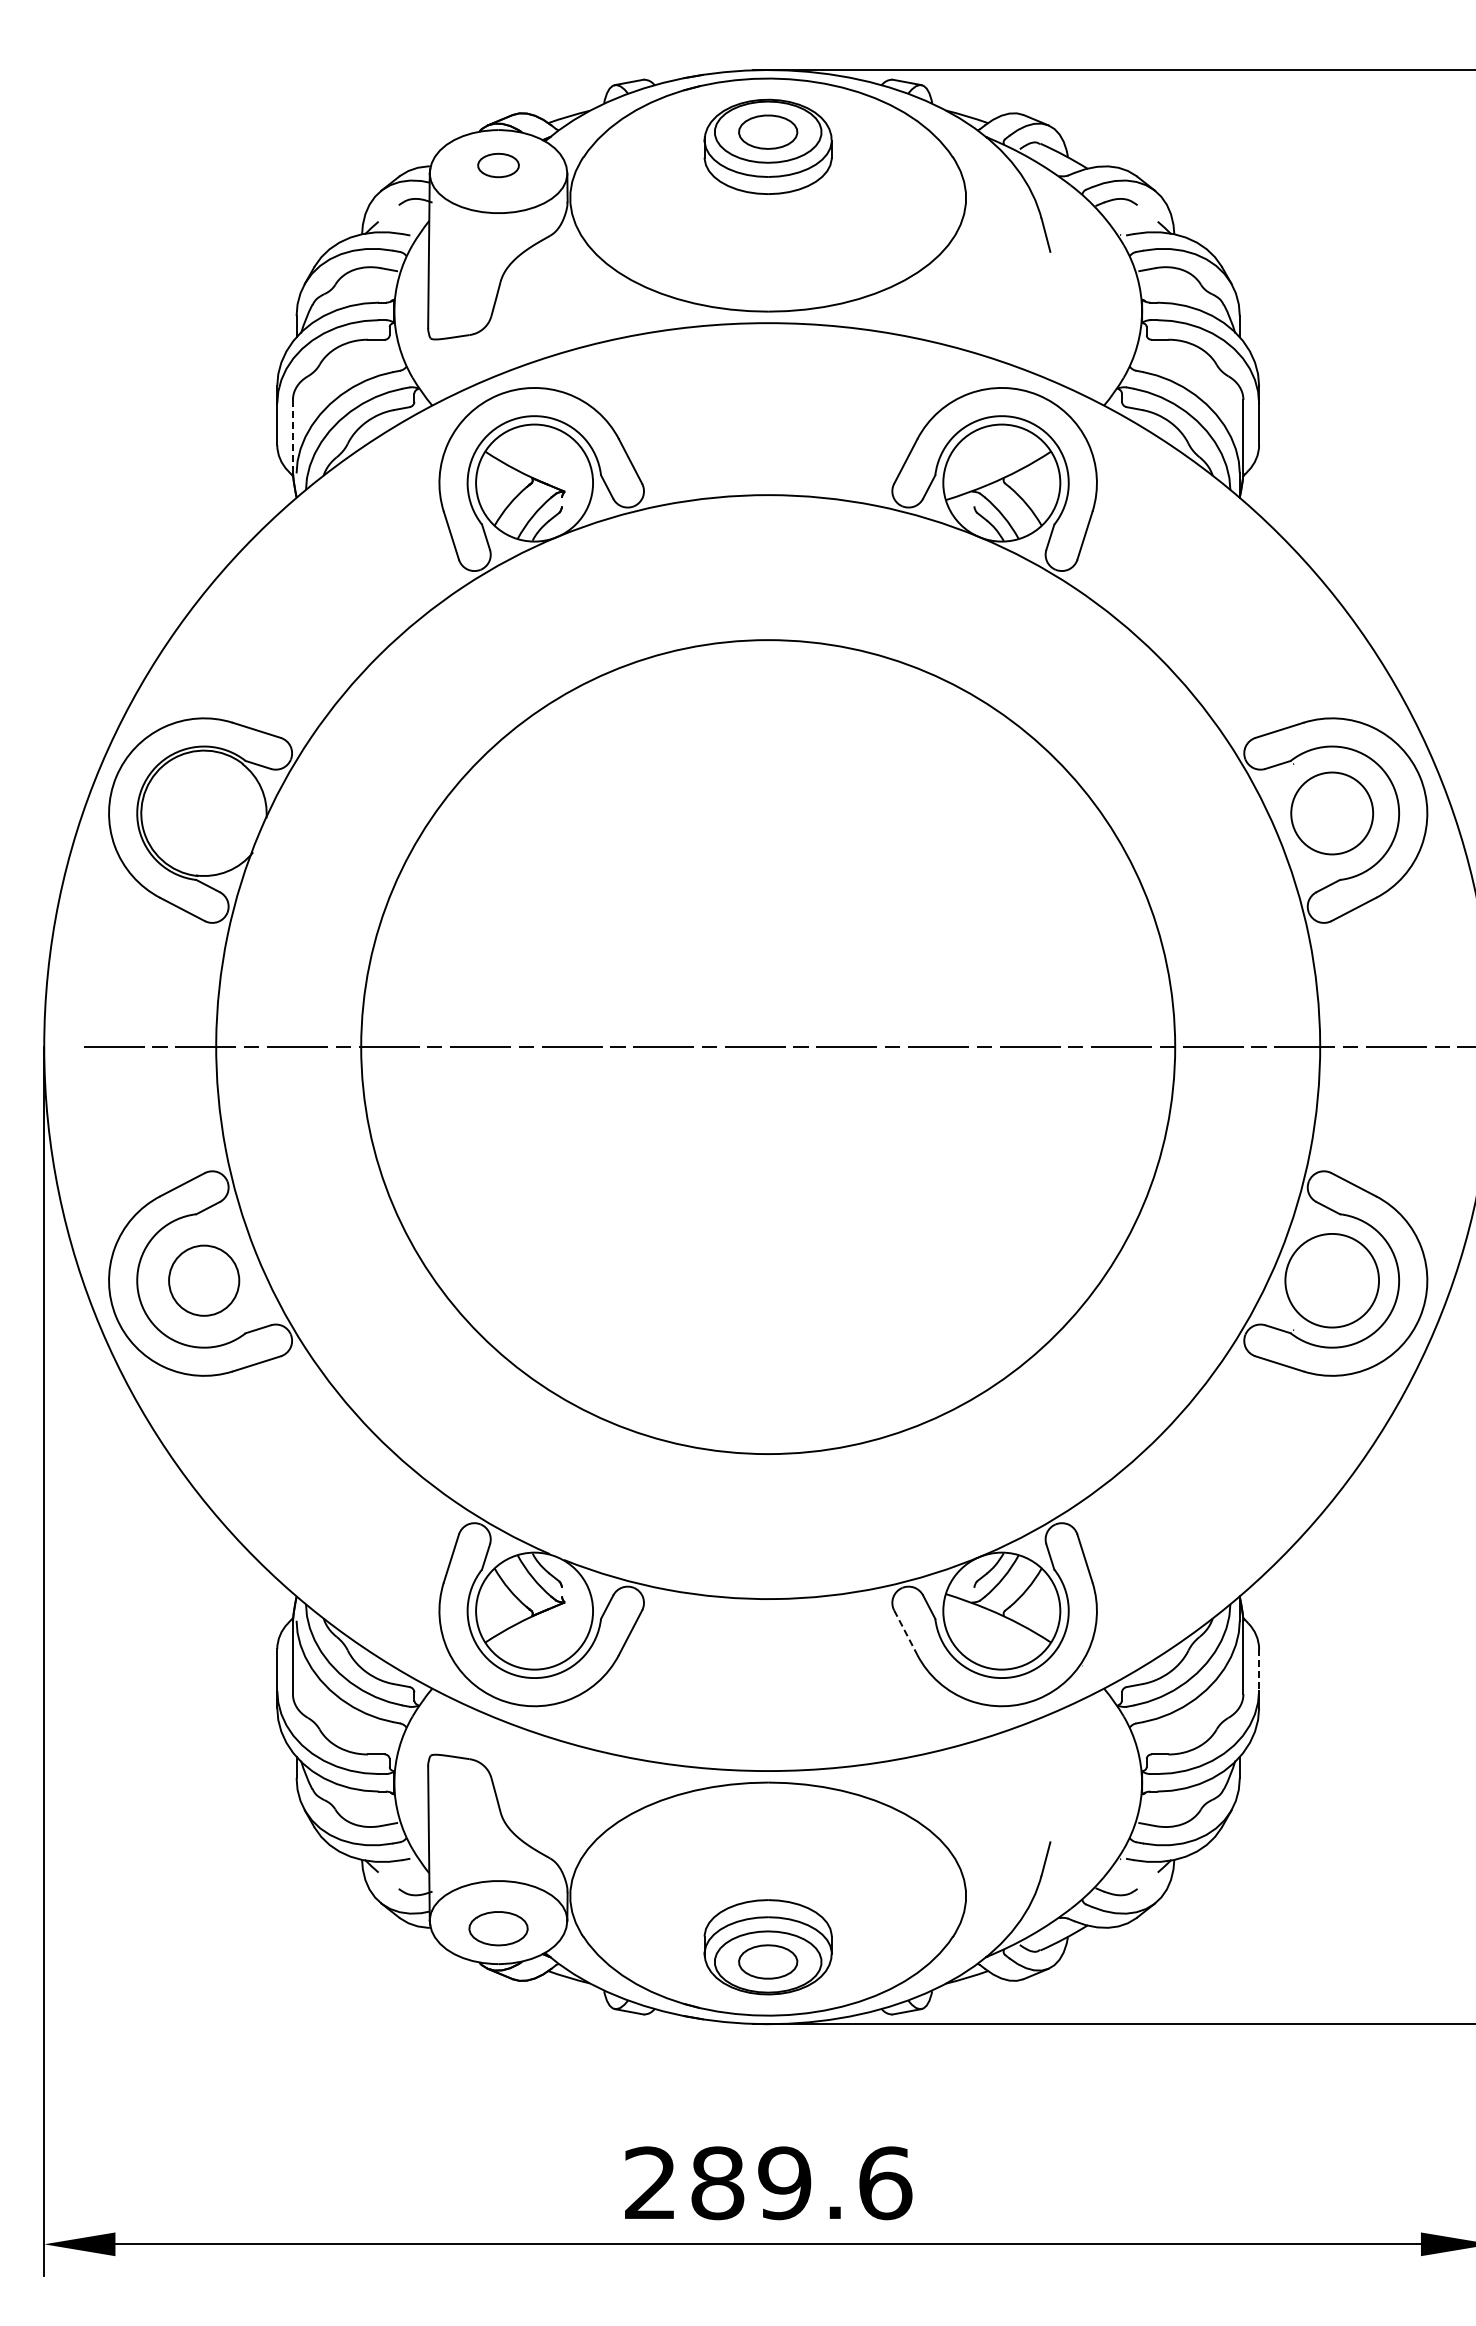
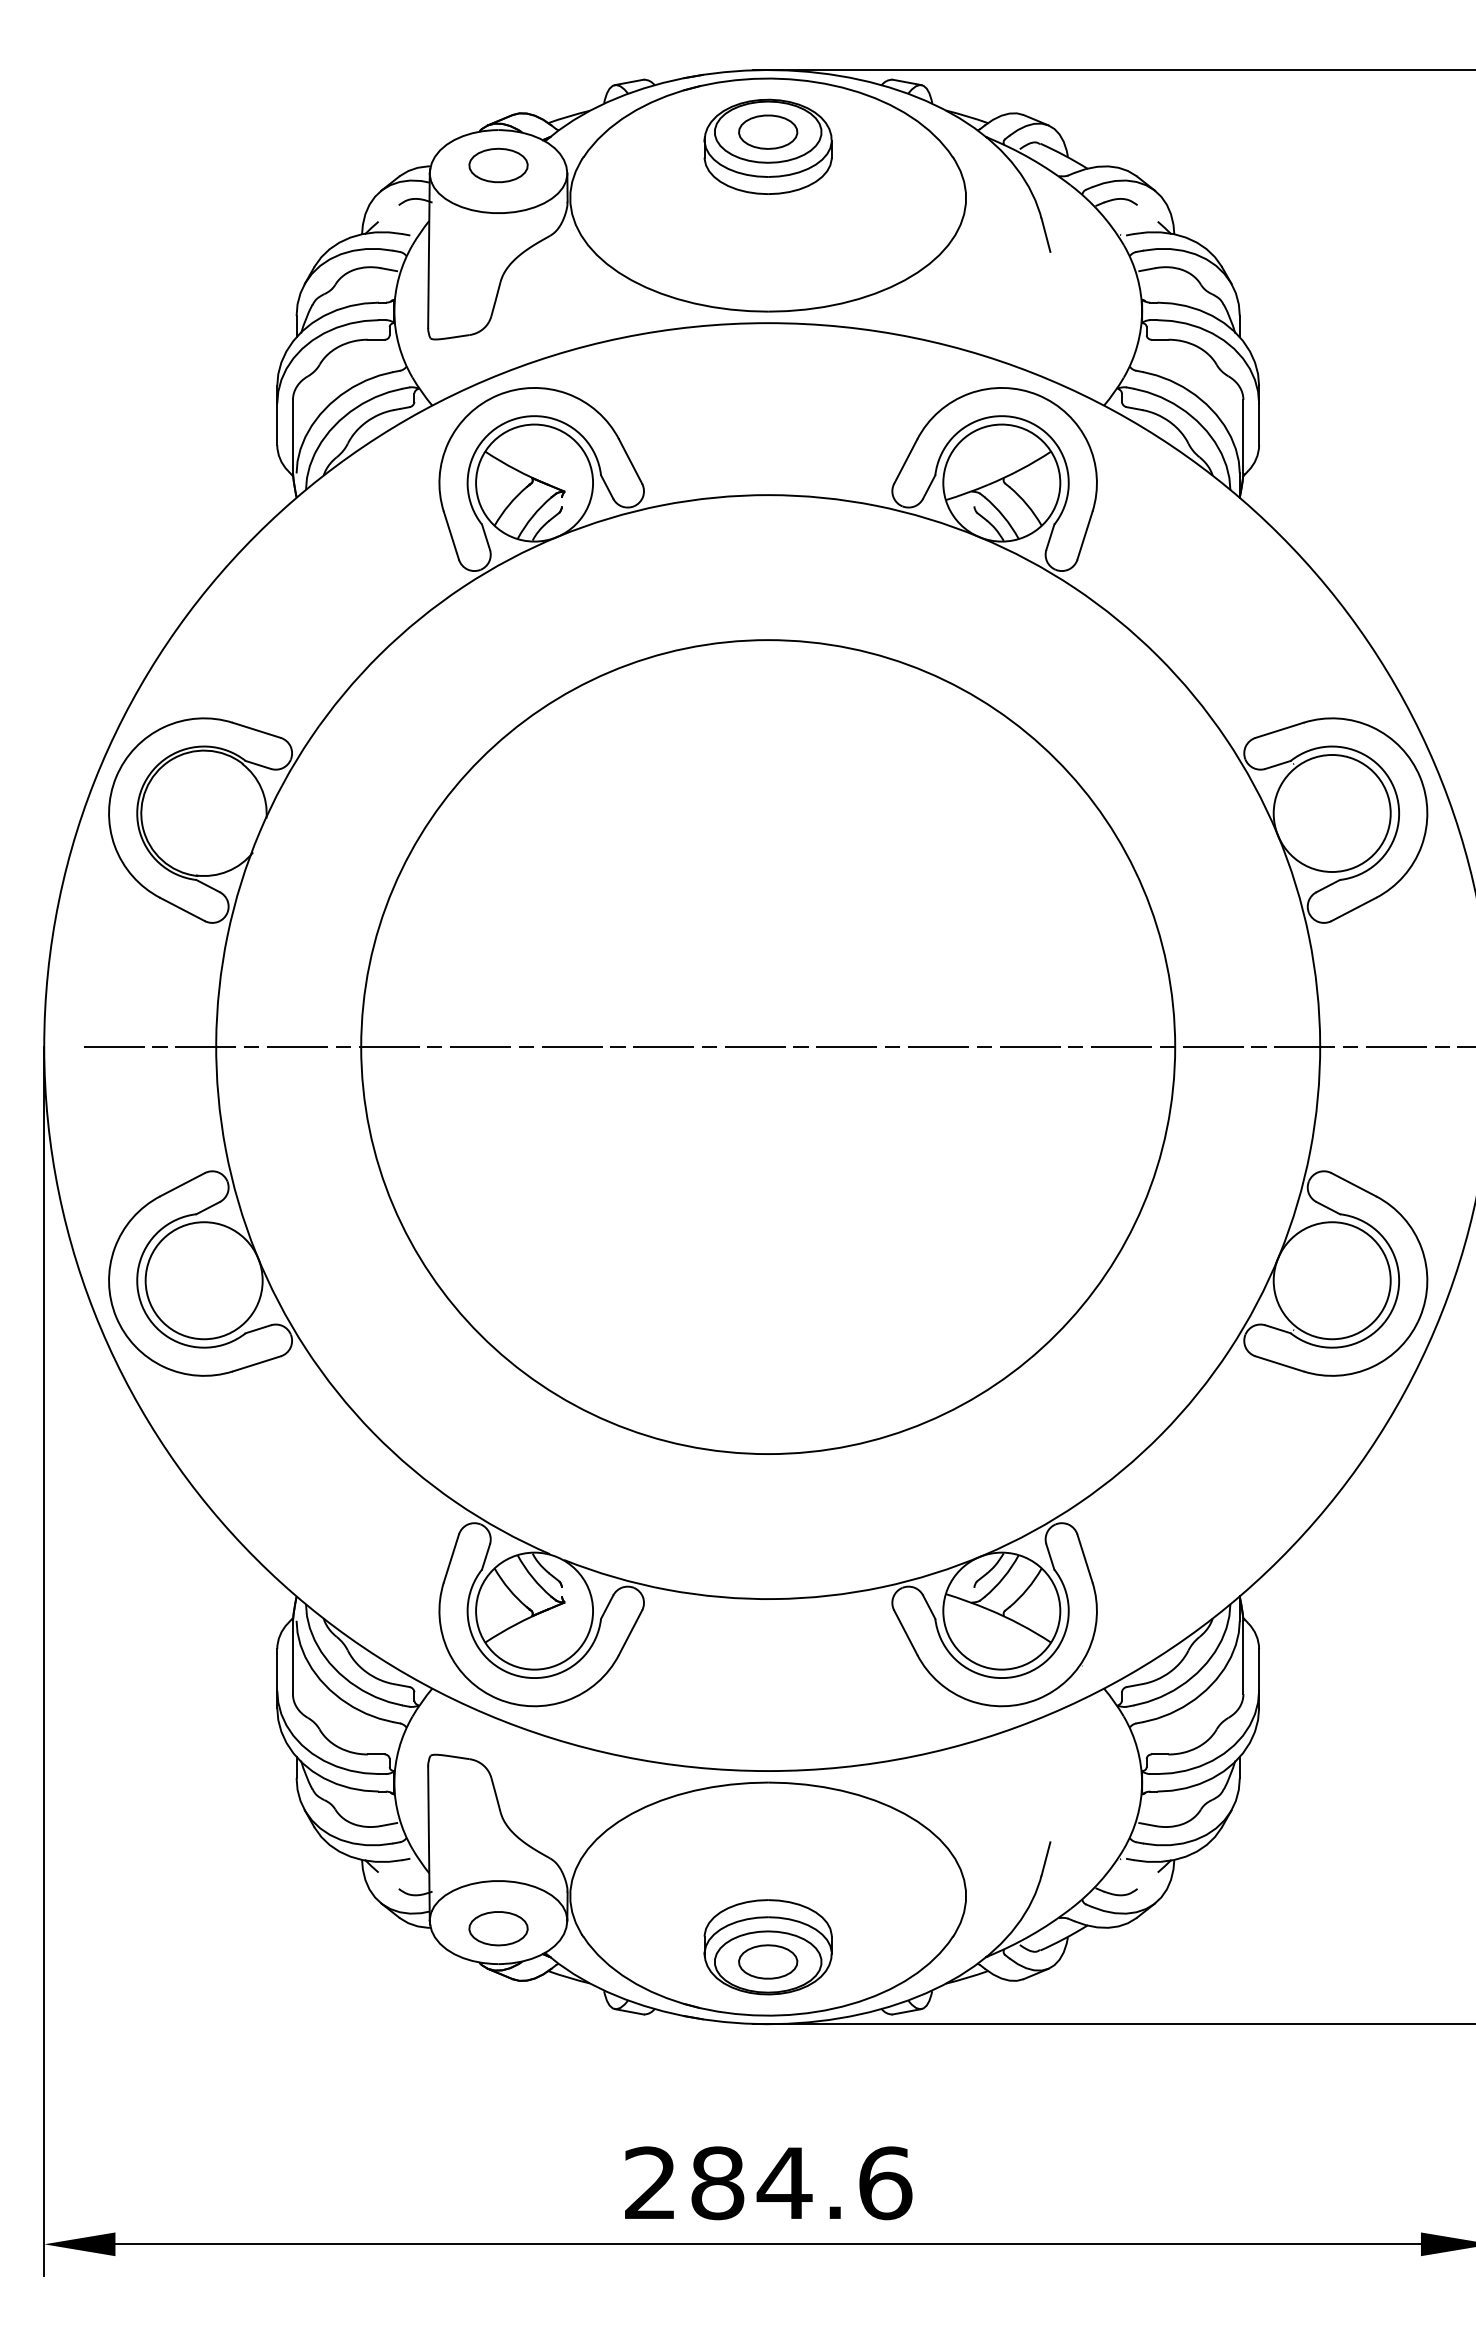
part size: 43x27 px -> 61x37 px (498, 165)
line: dashed -> solid (292, 436)
circle diameter: 82 px -> 117 px (1331, 813)
circle diameter: 70 px -> 117 px (203, 1280)
circle diameter: 94 px -> 117 px (1331, 1280)
line: dashed -> solid (906, 1633)
line: dashed -> solid (1259, 1669)
text: 289.6 -> 284.6 (784, 2183)
